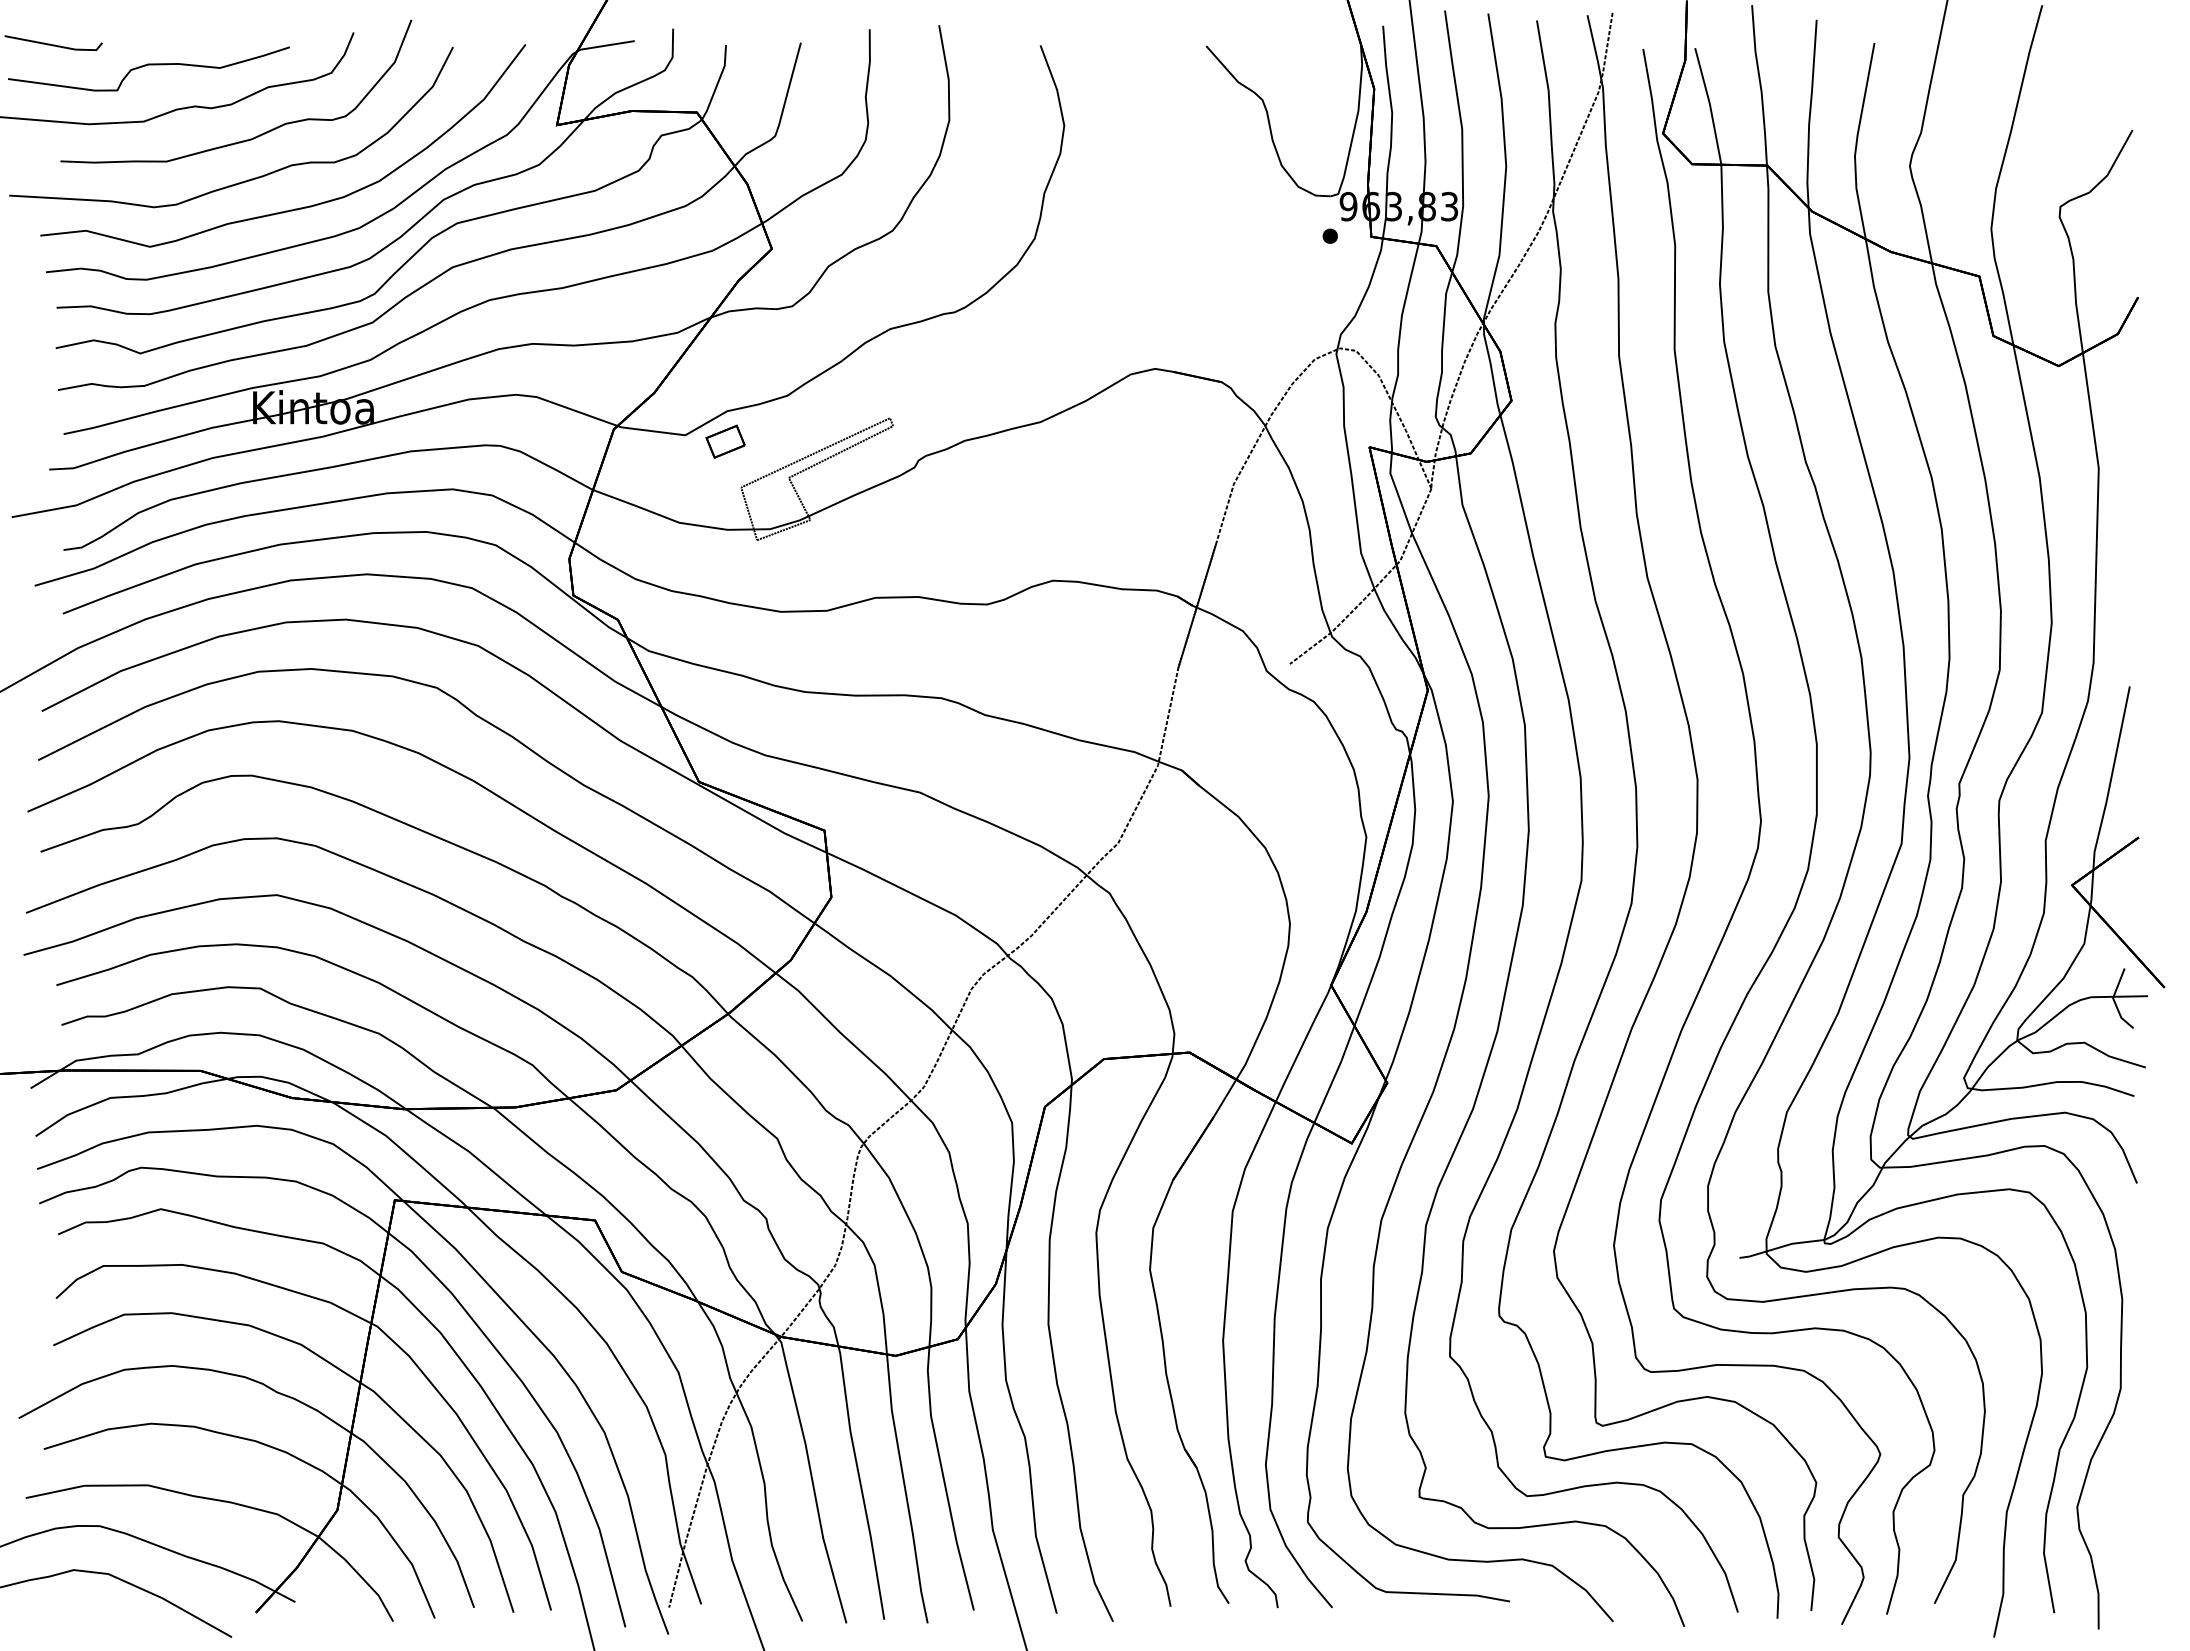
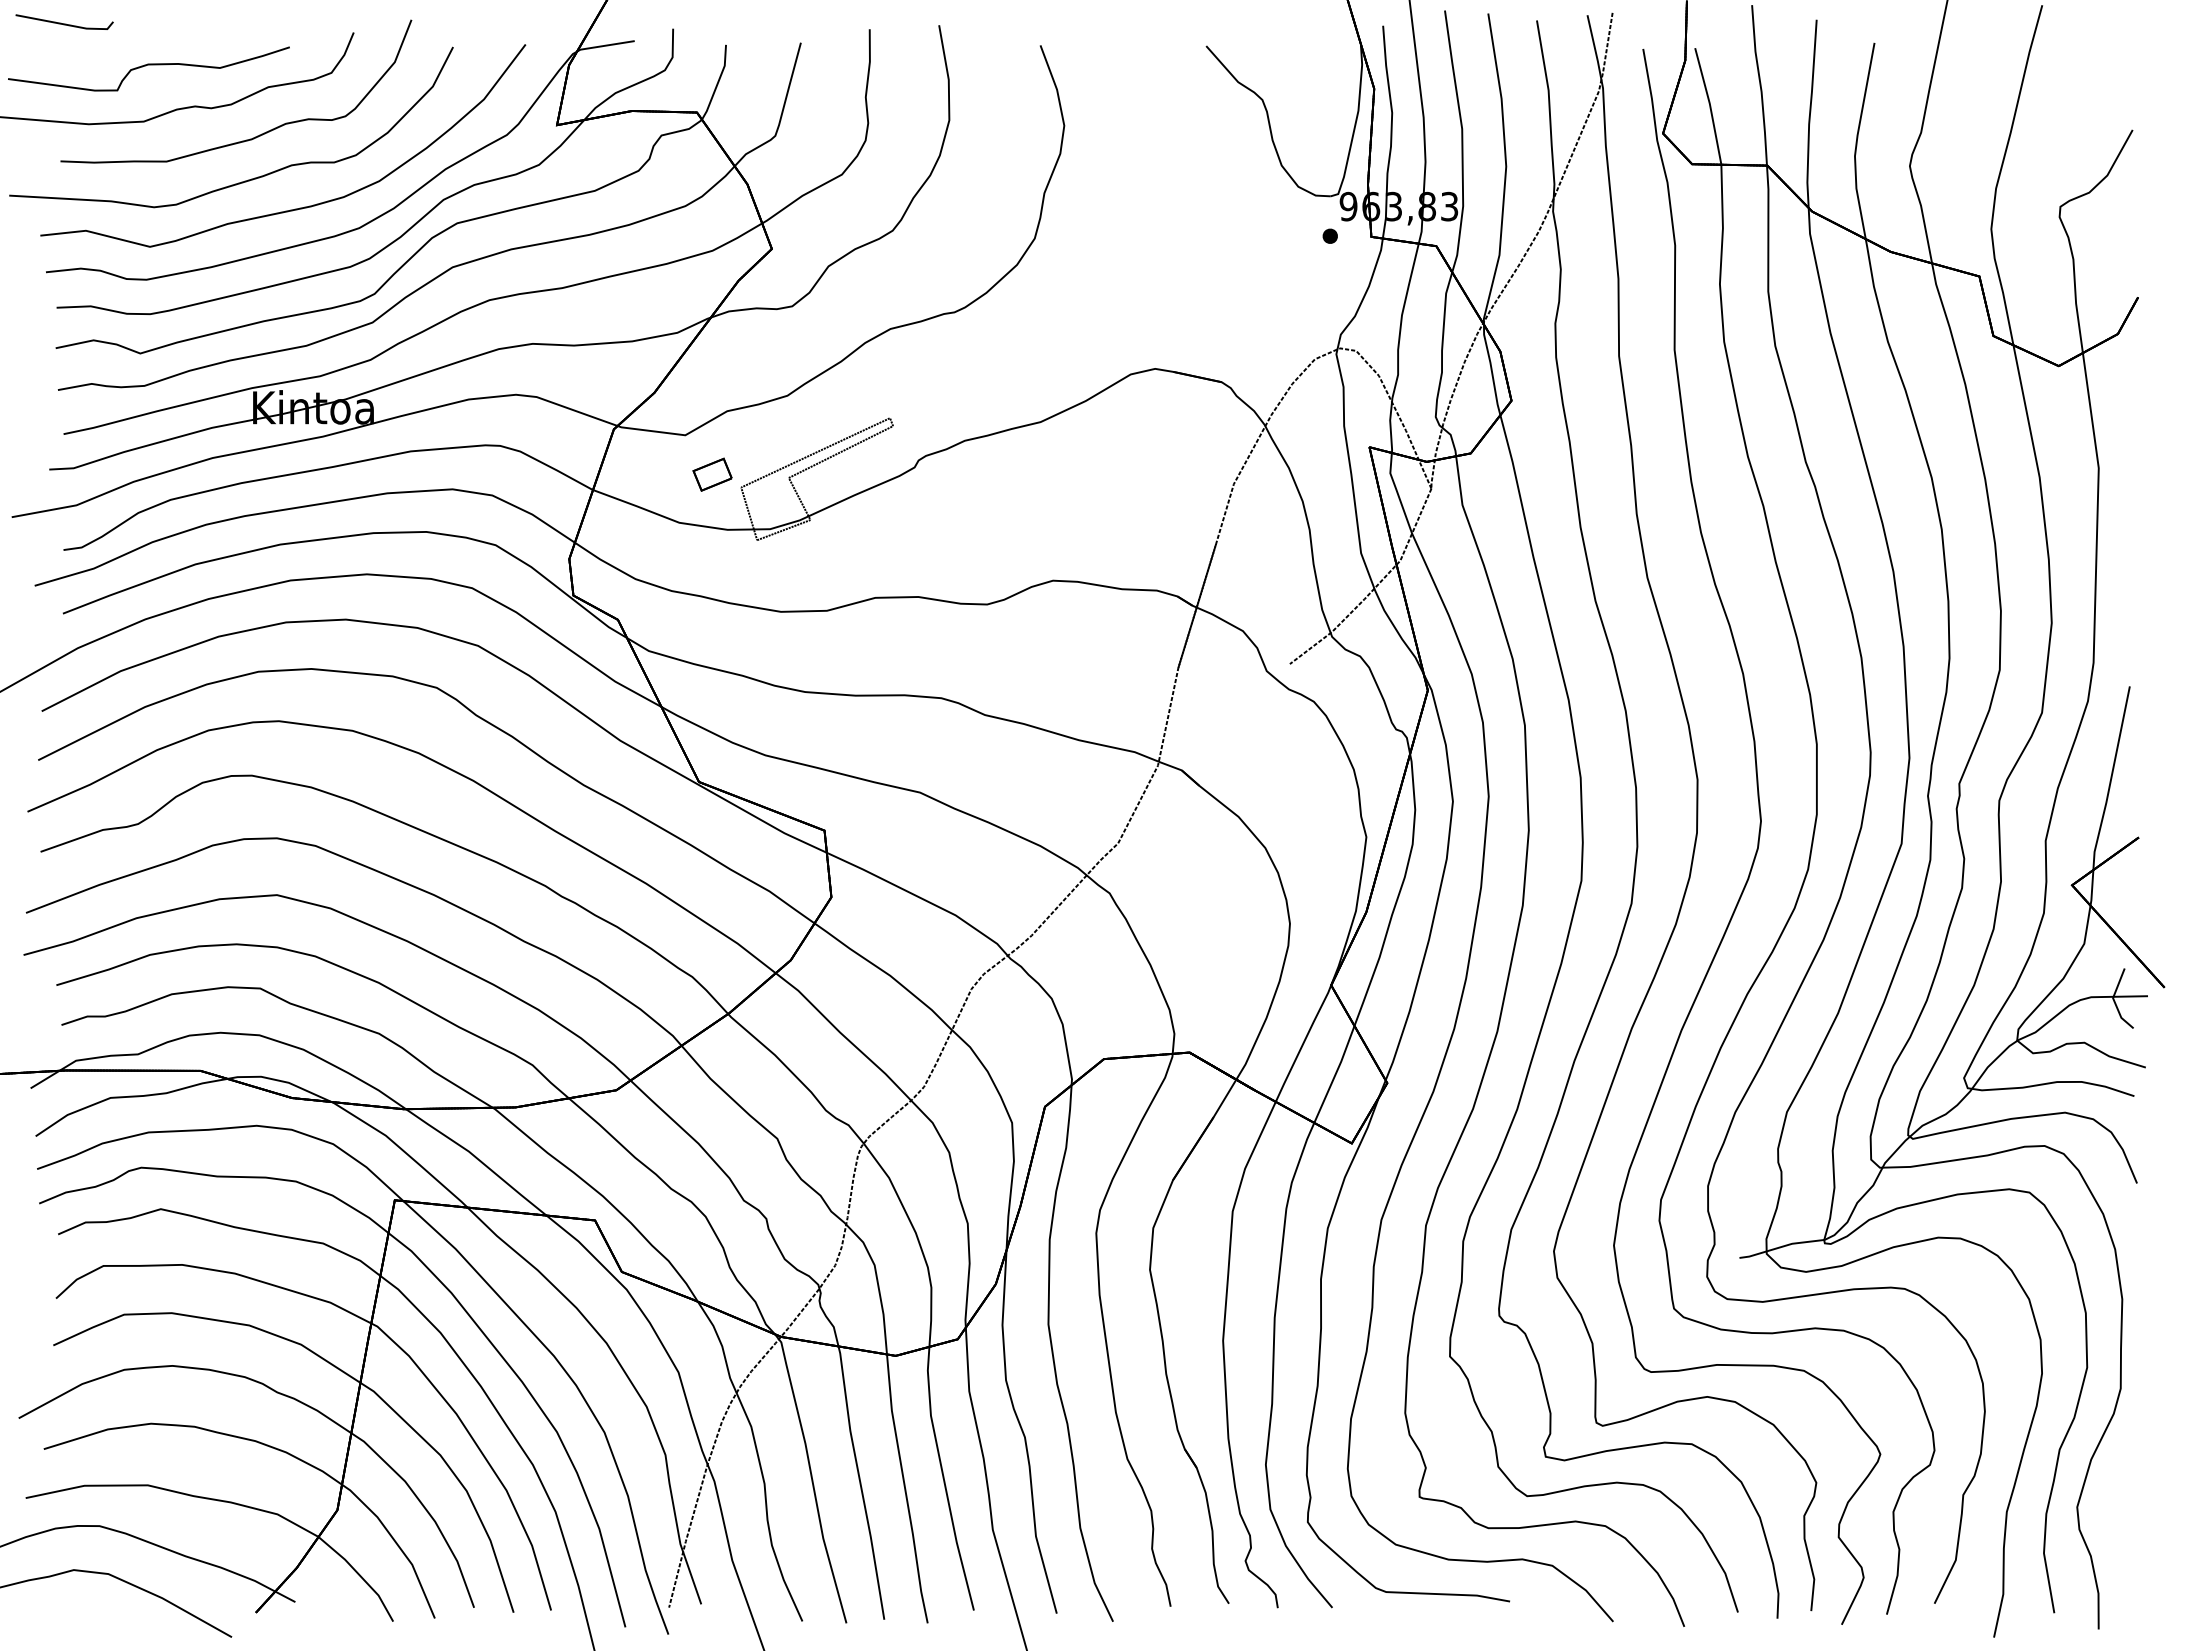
line position: (53, 44) -> (64, 23) (64, 23)
part position: (725, 441) -> (712, 474) (712, 474)
